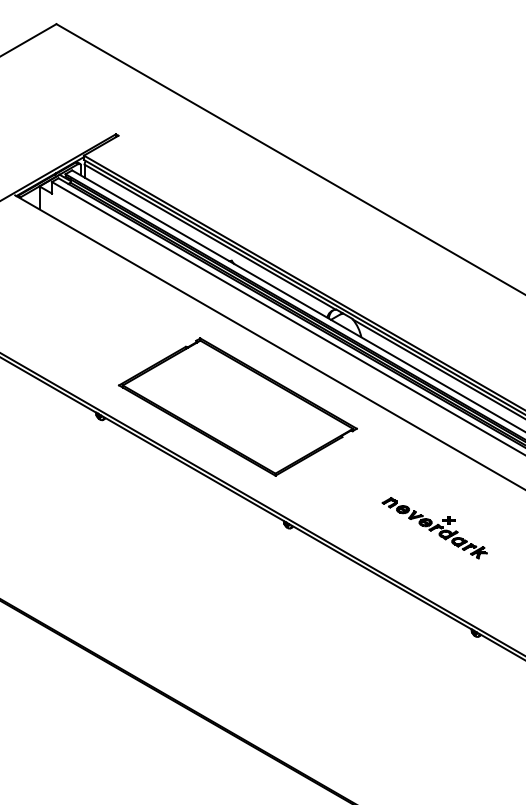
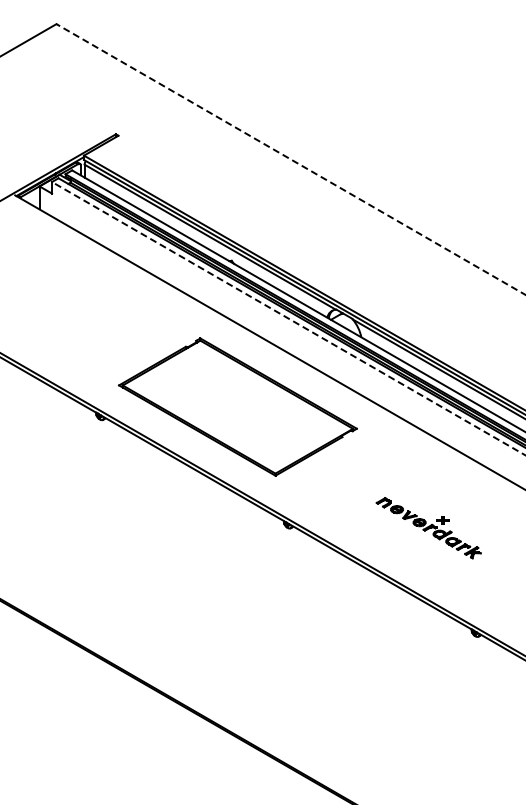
line: solid -> dashed (291, 159)
line: solid -> dashed (288, 318)
part position: (434, 528) -> (428, 528) (428, 528)
